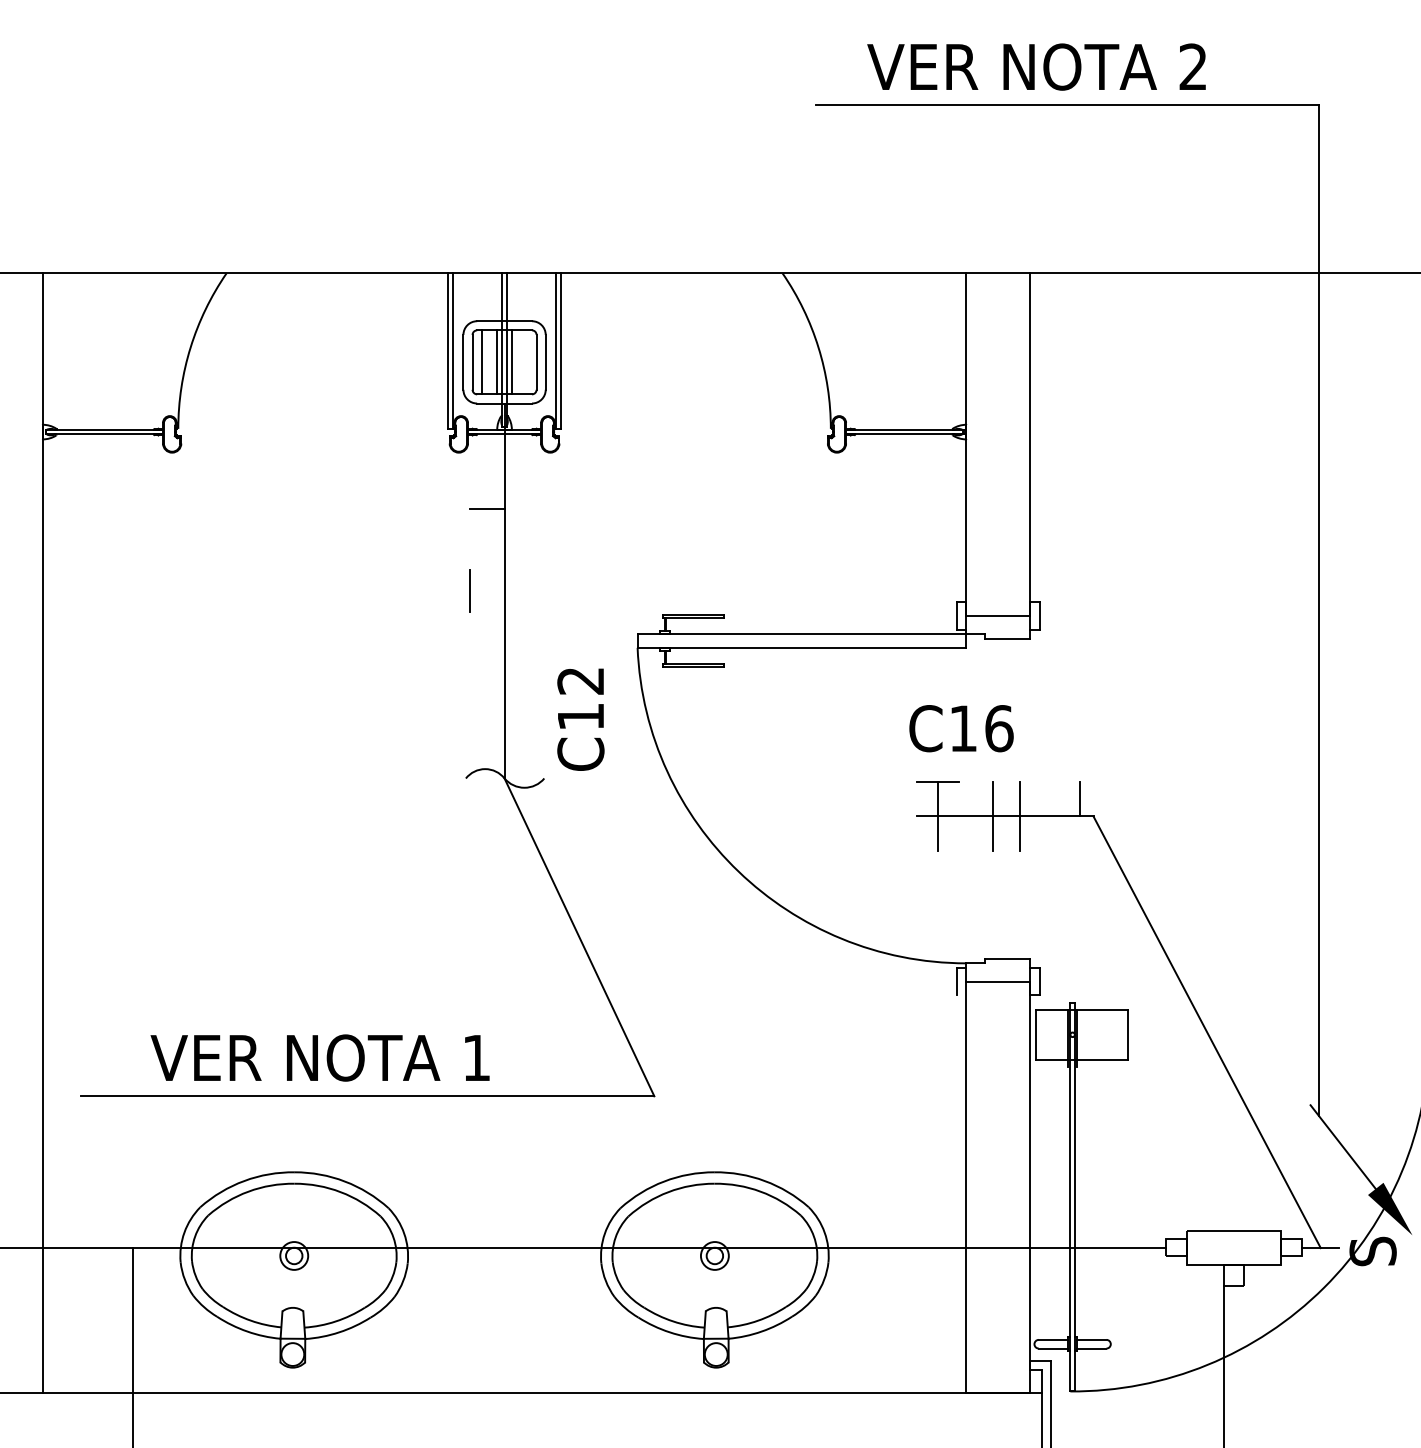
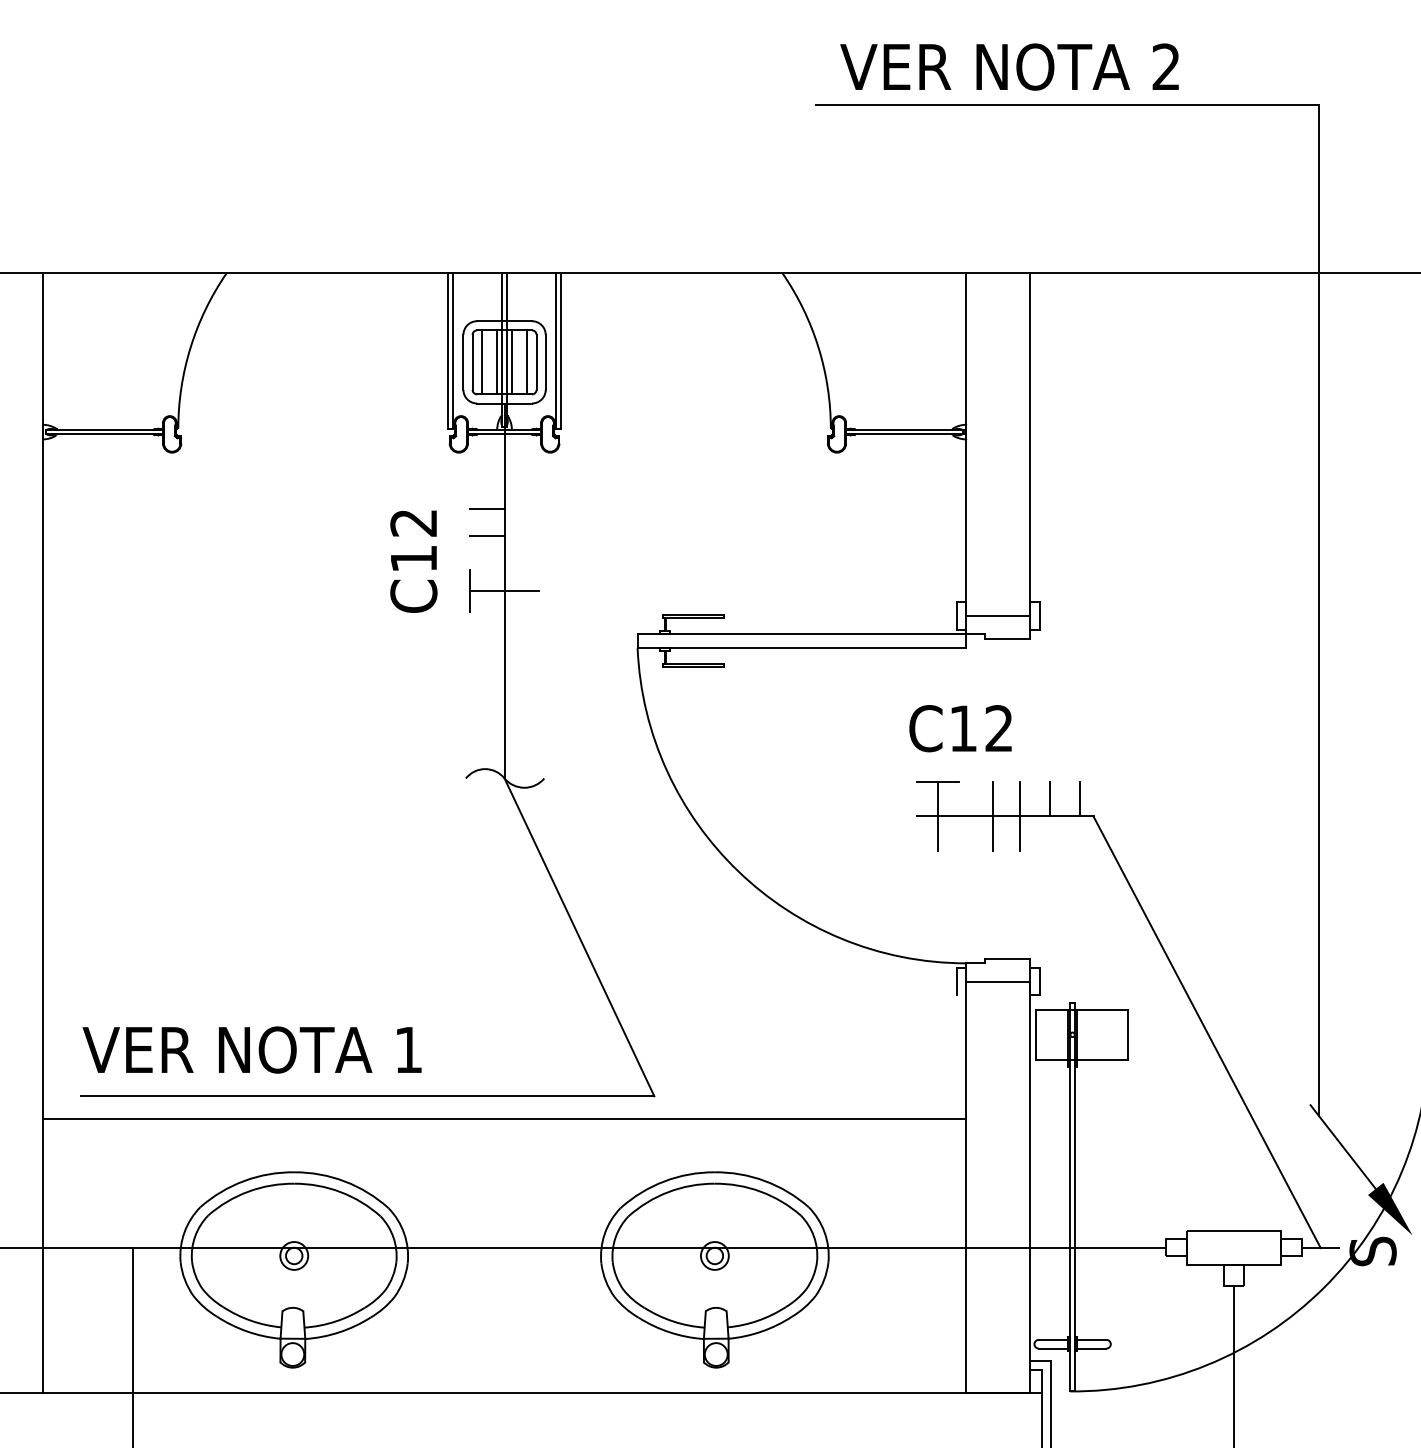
text position: (1036, 66) -> (1009, 66) (1009, 66)
line: none -> present (527, 362)
line: none -> present (487, 536)
line: none -> present (504, 591)
text position: (580, 719) -> (413, 561) (413, 561)
text: C16 -> C12 (999, 728)
line: none -> present (1050, 799)
text position: (319, 1057) -> (251, 1049) (251, 1049)
line: none -> present (504, 1118)
line position: (1223, 1364) -> (1233, 1364) (1233, 1364)
